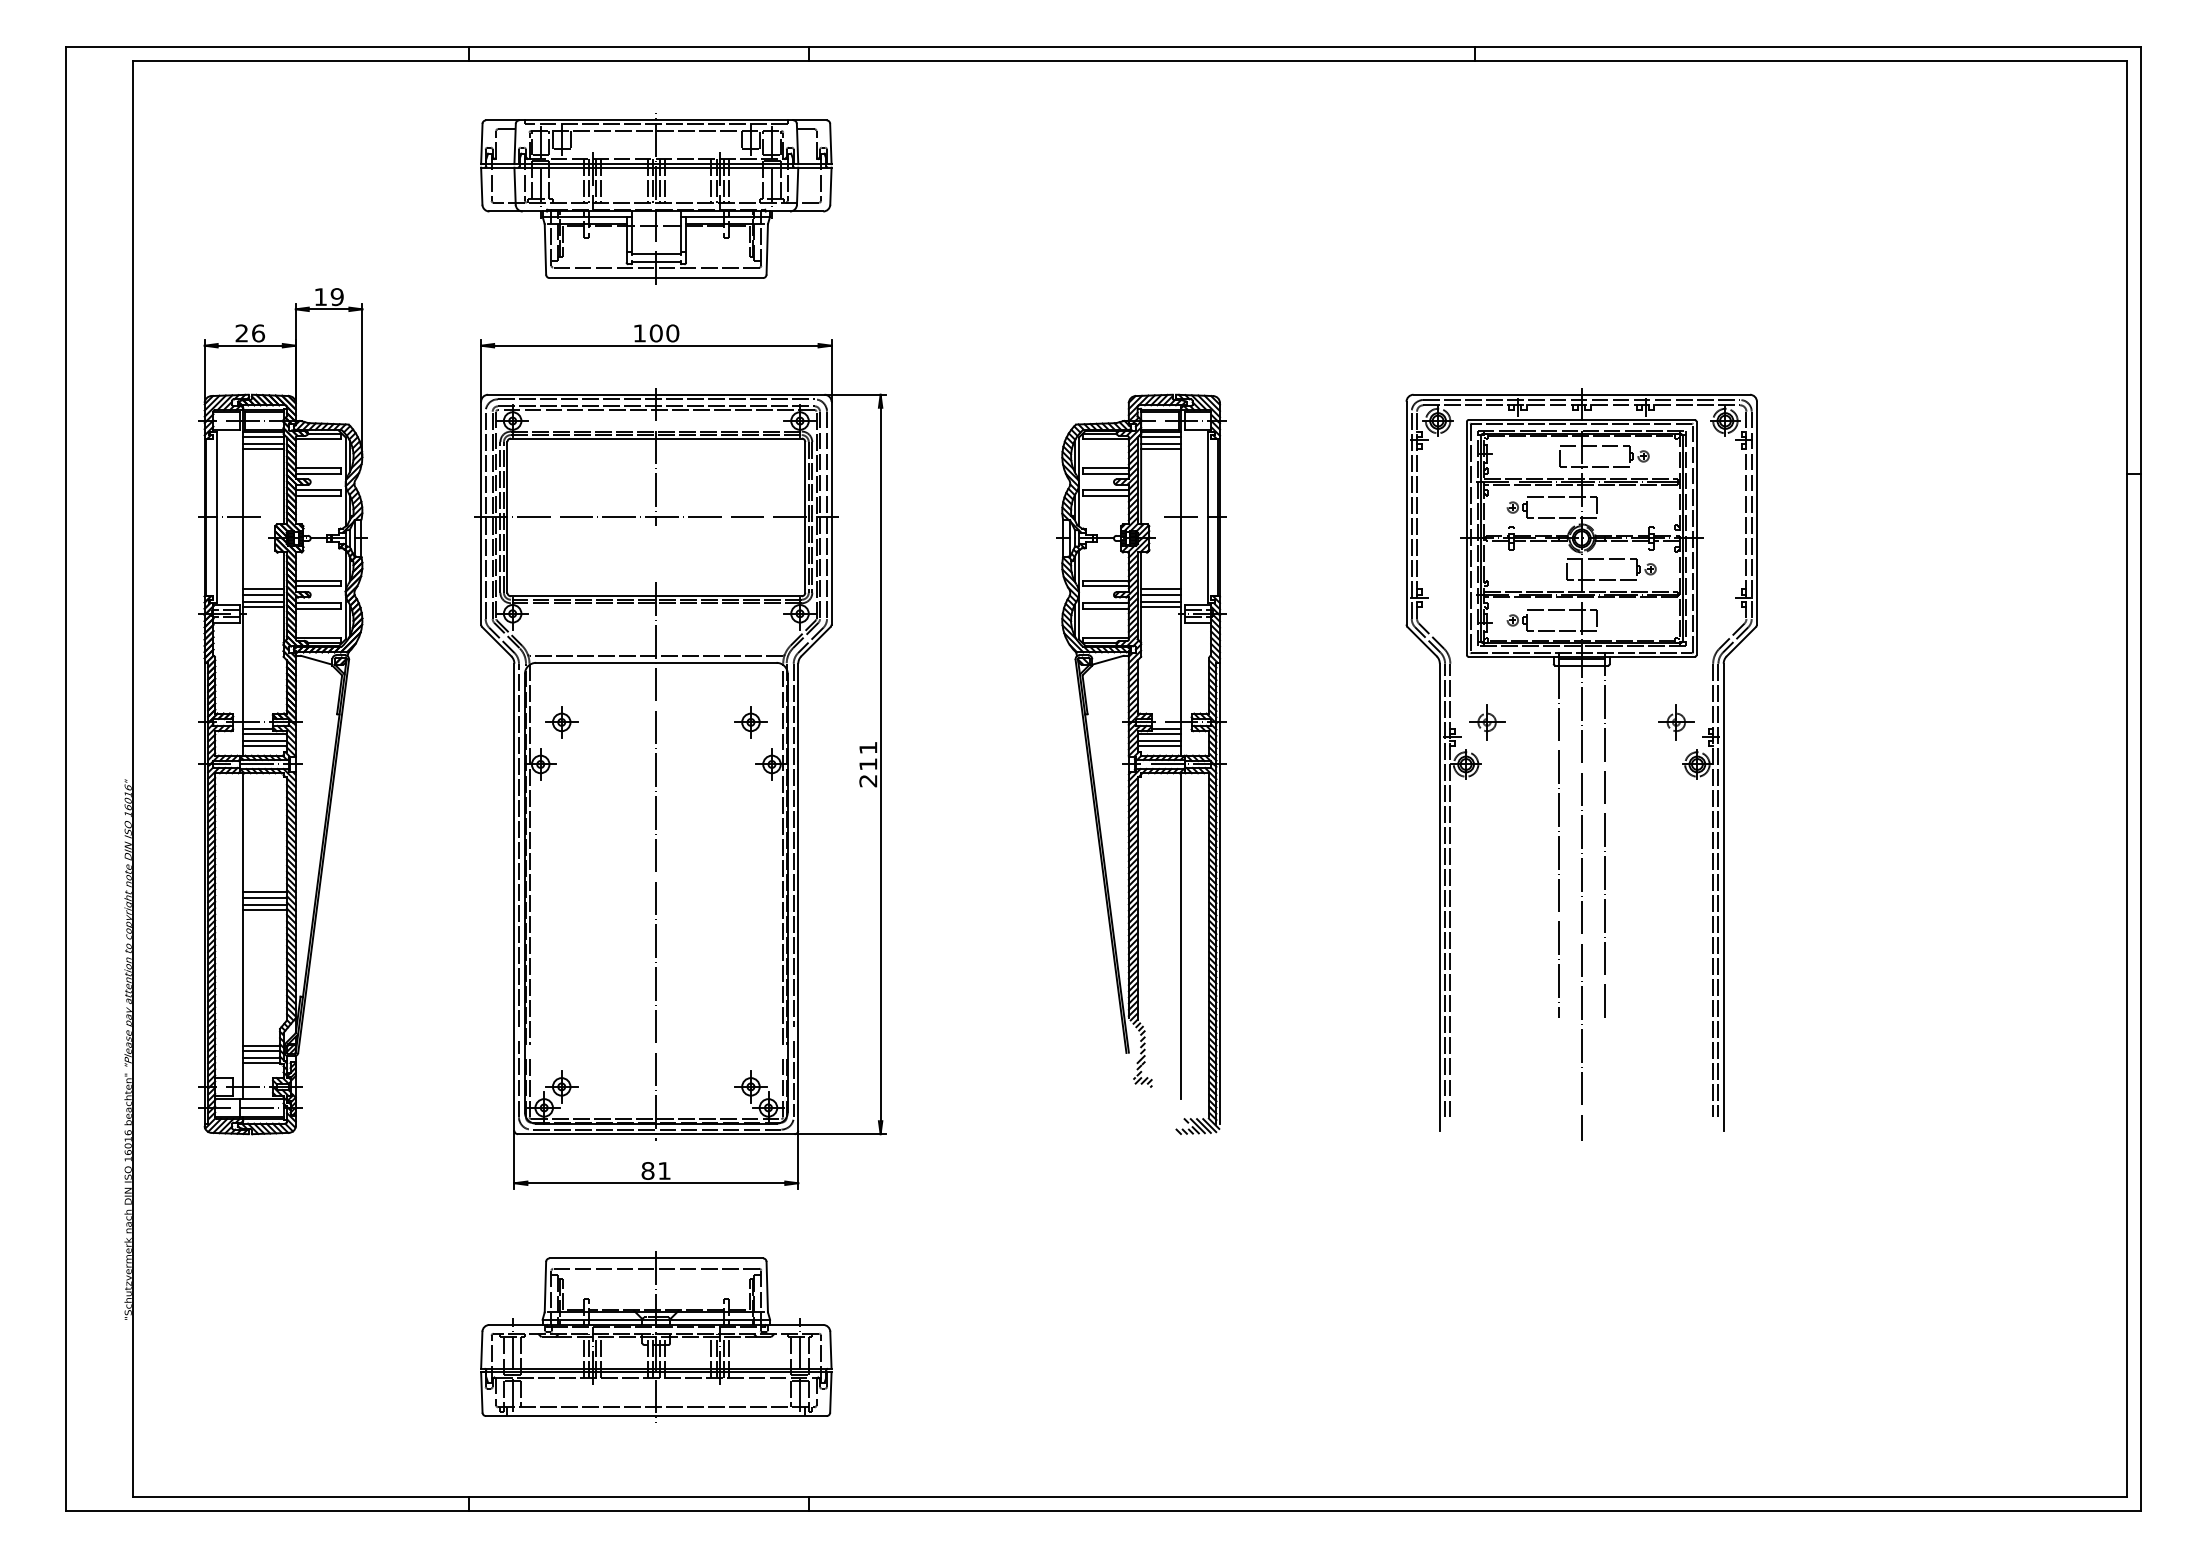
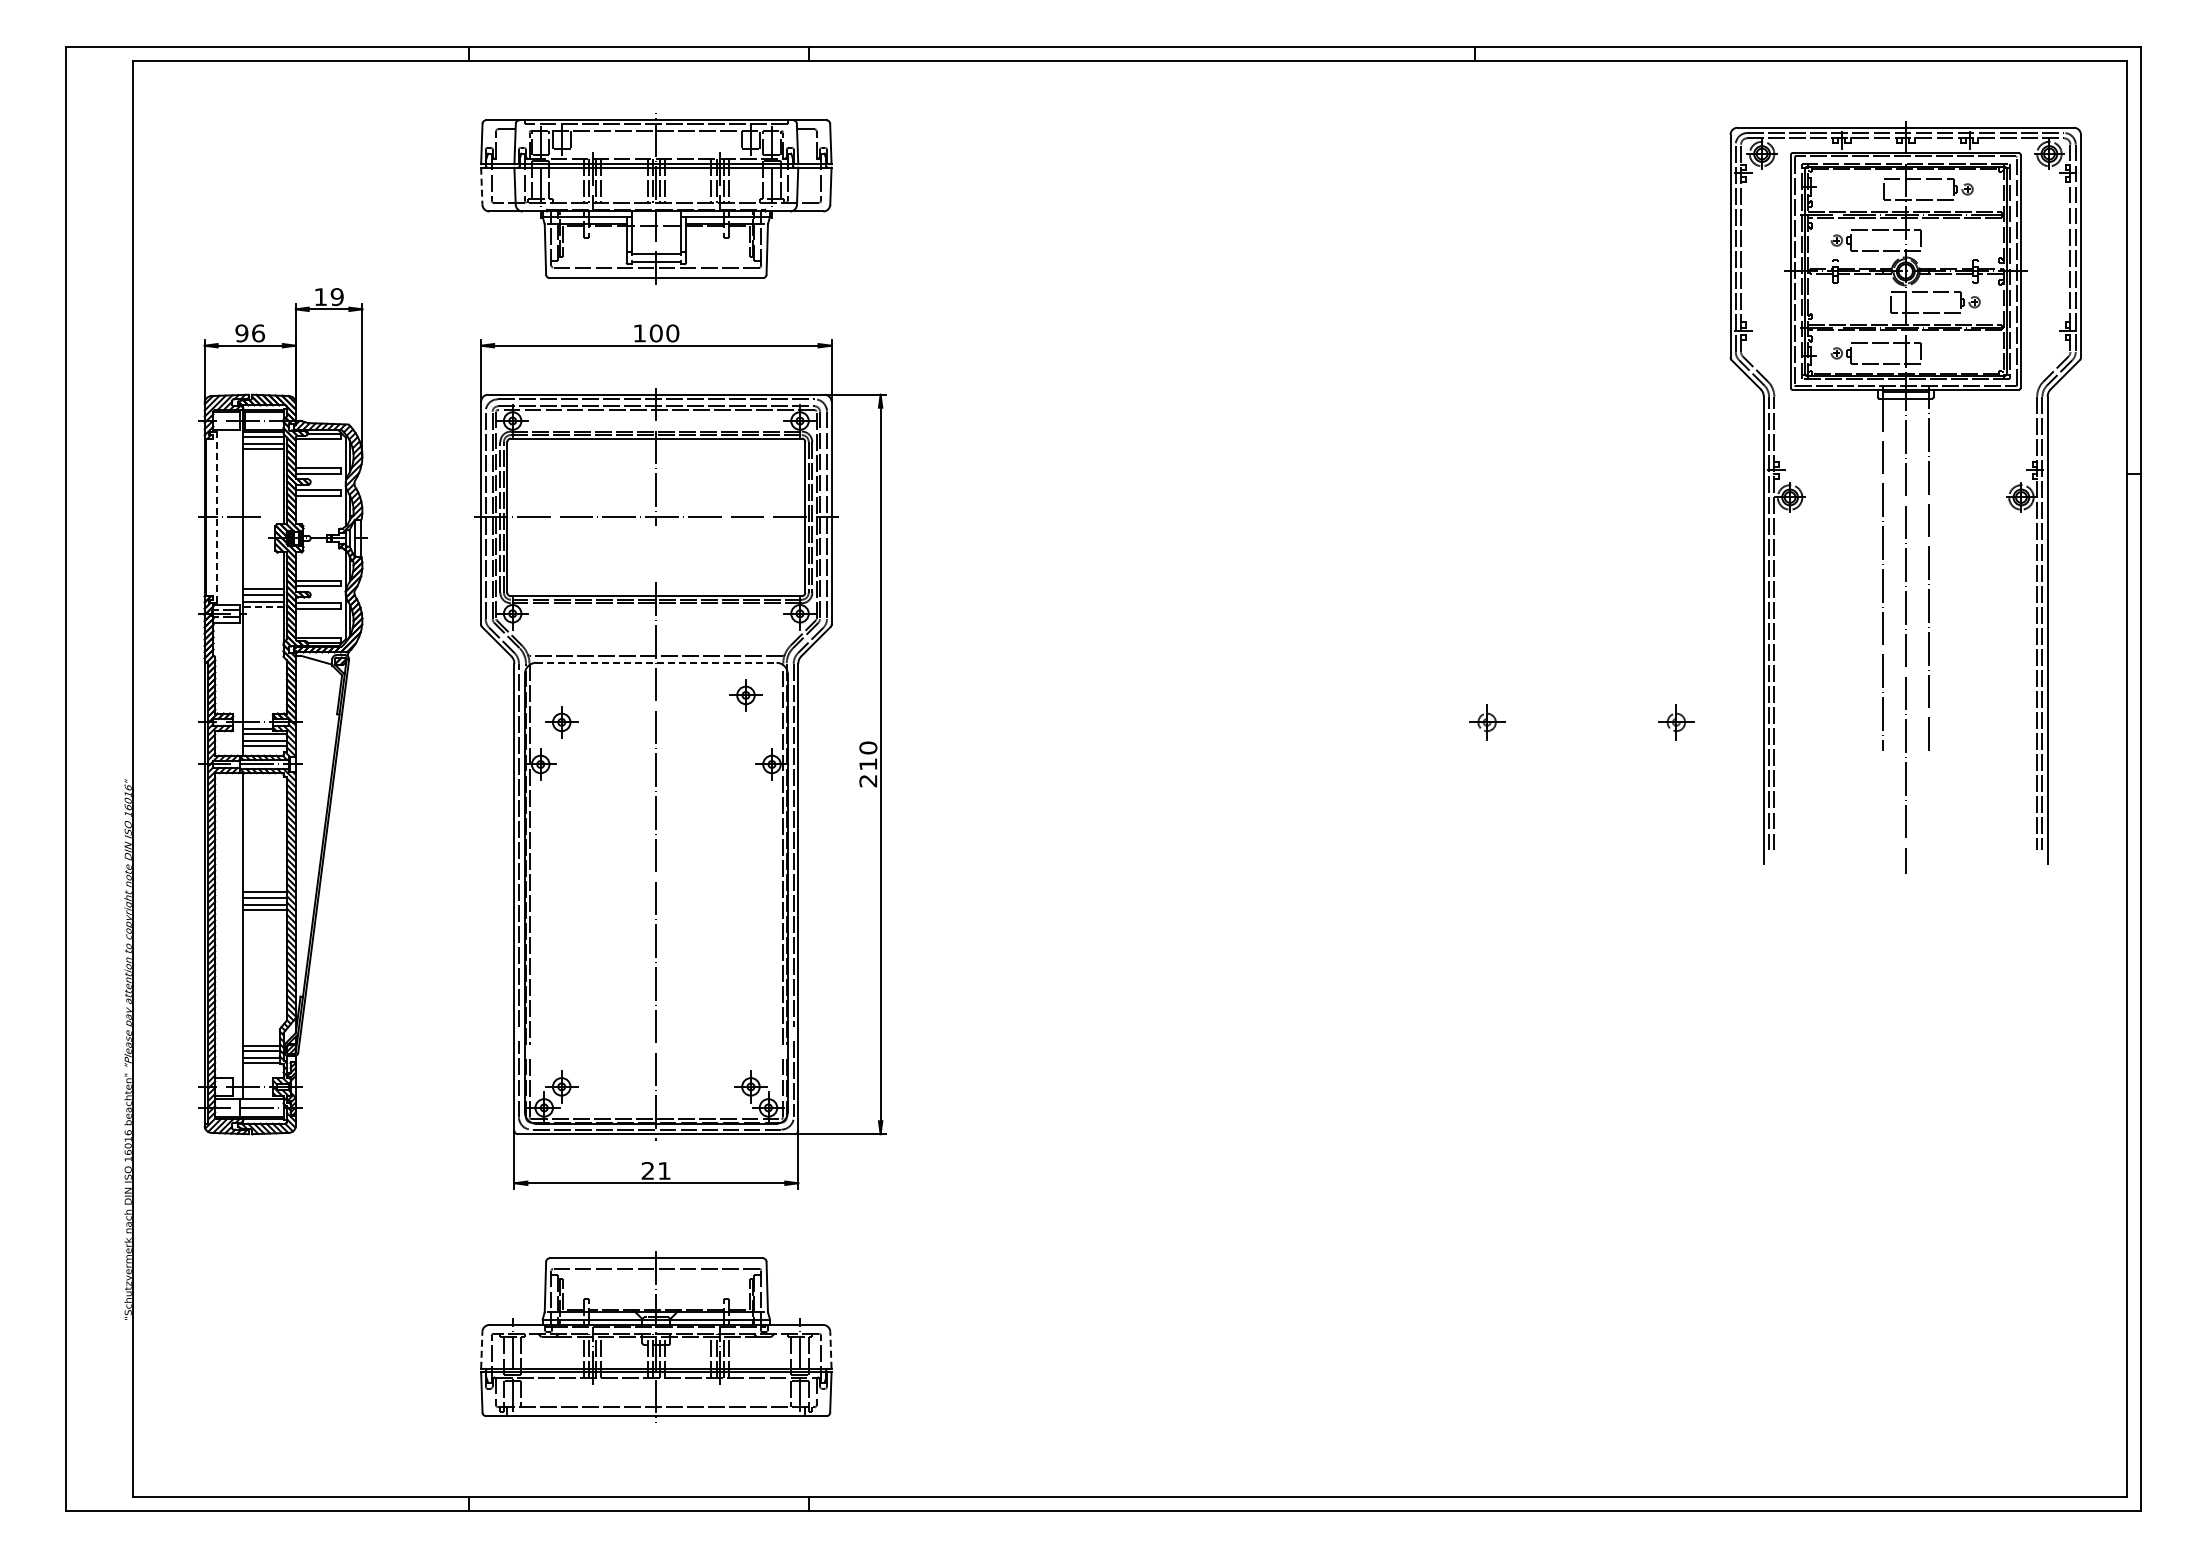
line: solid -> dashed (481, 186)
text: 26 -> 96 (241, 333)
line: solid -> dashed (216, 517)
line: solid -> dashed (262, 606)
line: solid -> dashed (656, 662)
part position: (750, 722) -> (745, 695) (745, 695)
text: 211 -> 210 (868, 747)
part: present -> none (1141, 763)
part position: (1581, 764) -> (1905, 497) (1905, 497)
text: 81 -> 21 (647, 1170)
line: solid -> dashed (481, 1350)
line: solid -> dashed (830, 1350)
